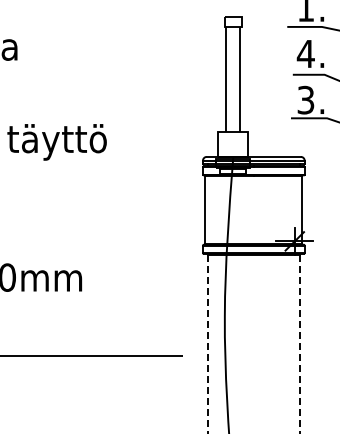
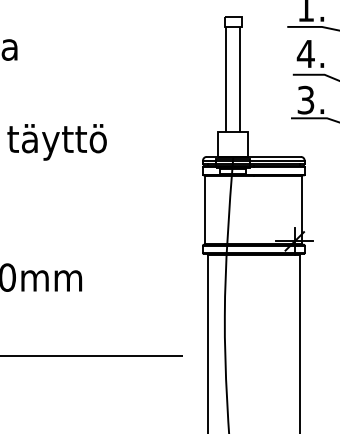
line: dashed -> solid (207, 343)
line: dashed -> solid (300, 344)
